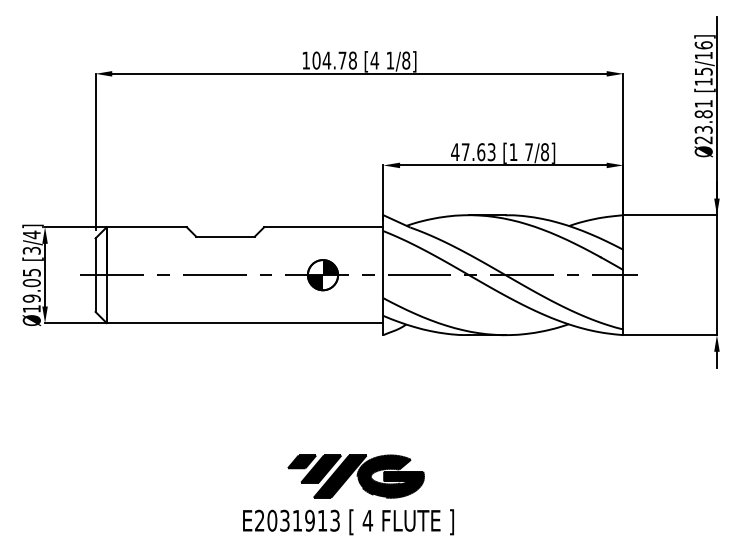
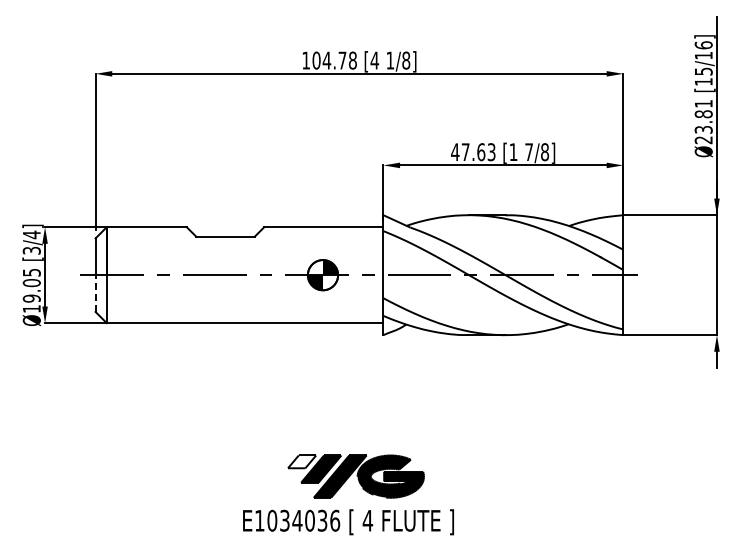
line: solid -> dashed (95, 293)
fill: present -> none (302, 461)
text: E2031913 -> E1034036 (297, 520)
